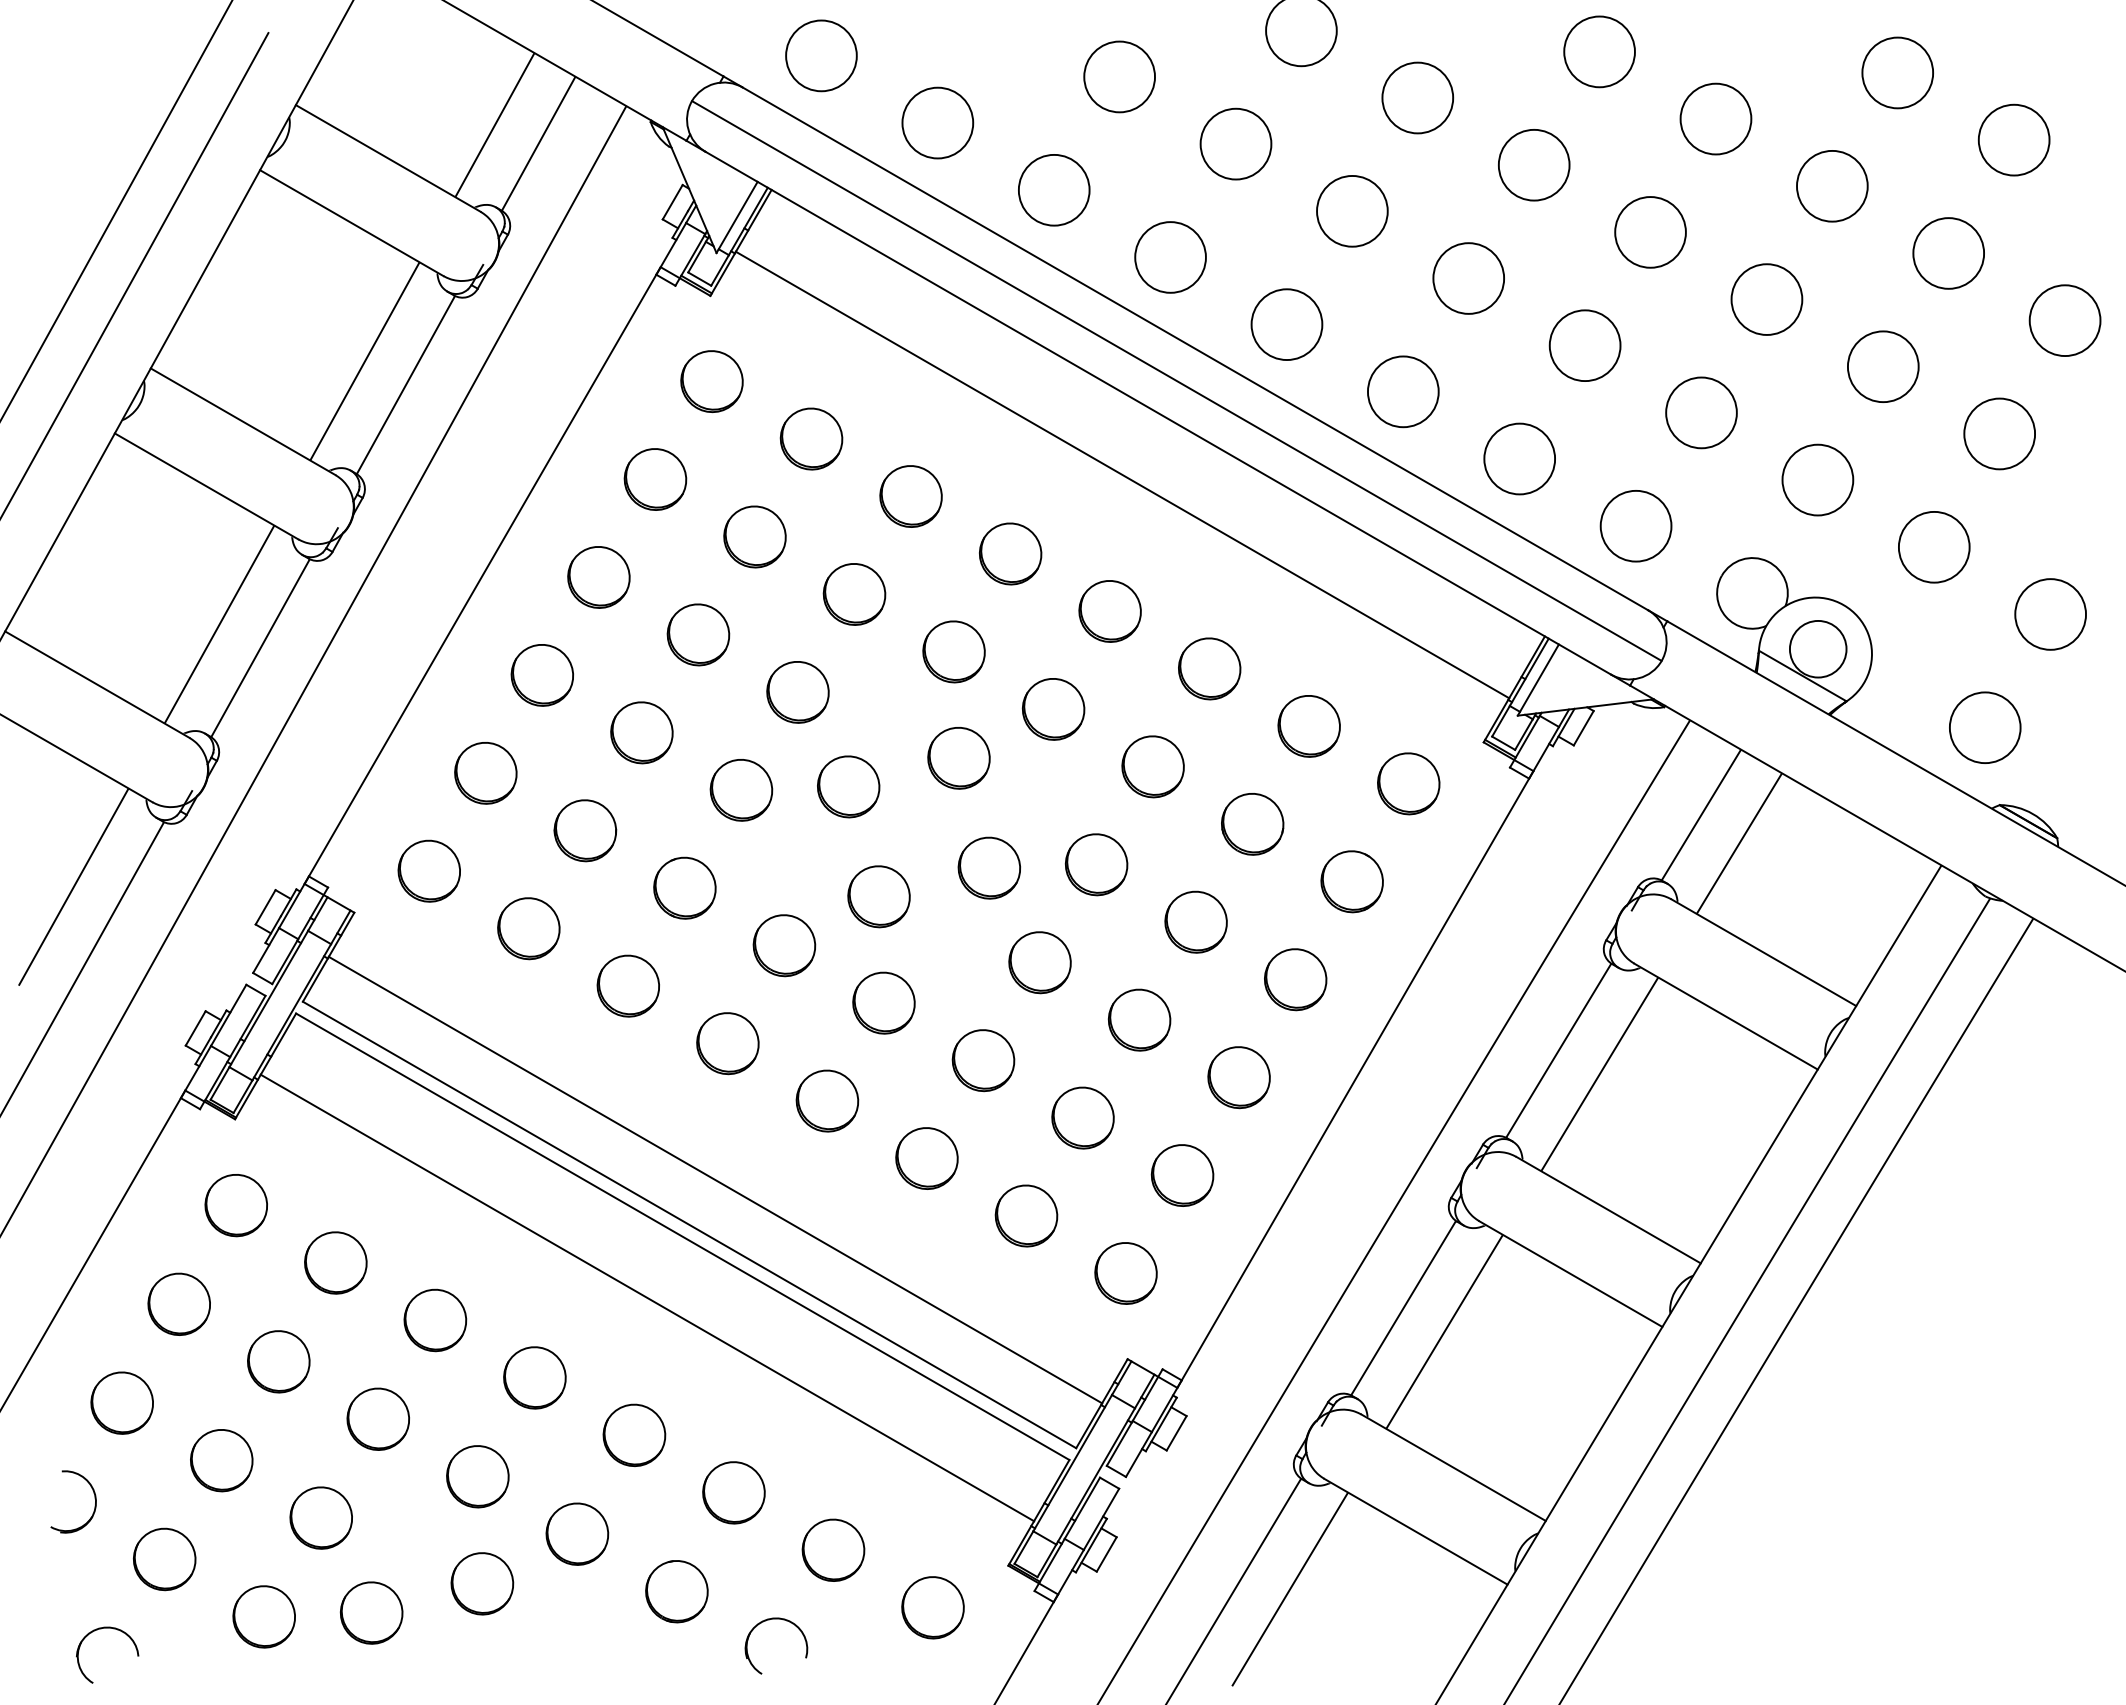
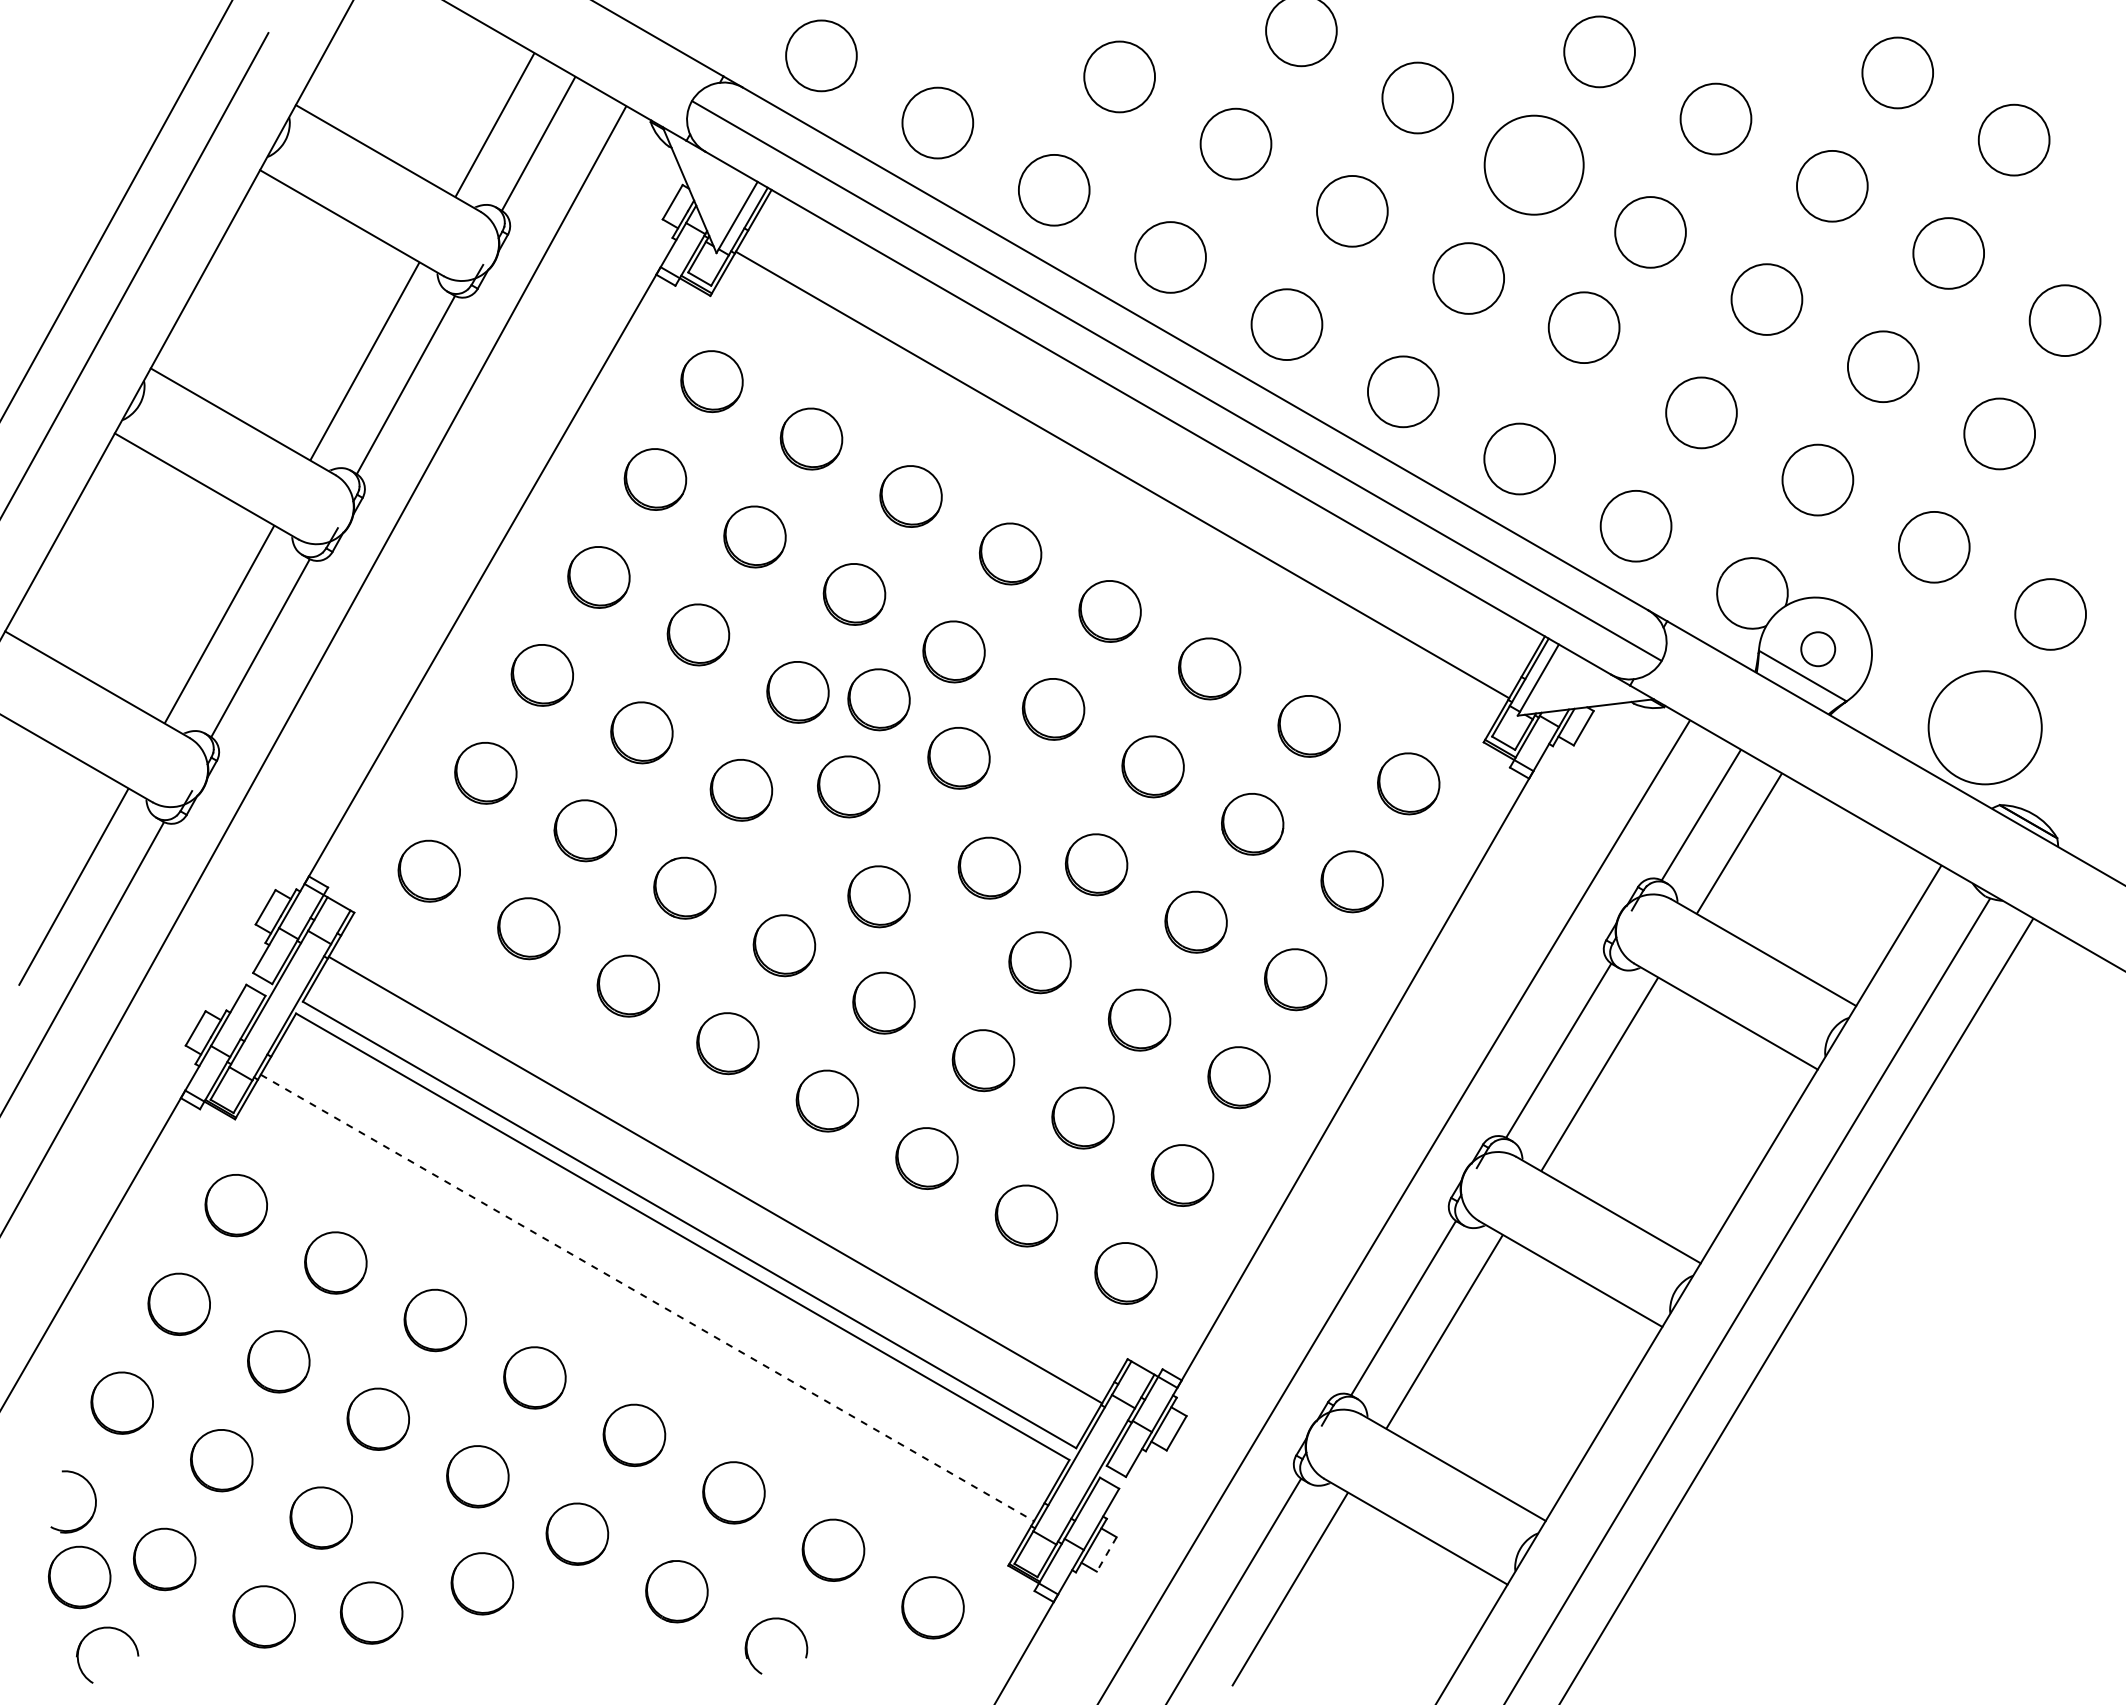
circle diameter: 71 px -> 99 px (1533, 164)
circle position: (1584, 345) -> (1583, 327) (1583, 327)
circle diameter: 57 px -> 34 px (1818, 649)
part: none -> present (878, 699)
circle diameter: 71 px -> 113 px (1984, 727)
line: solid -> dashed (647, 1298)
line: solid -> dashed (1106, 1554)
part: none -> present (79, 1577)
